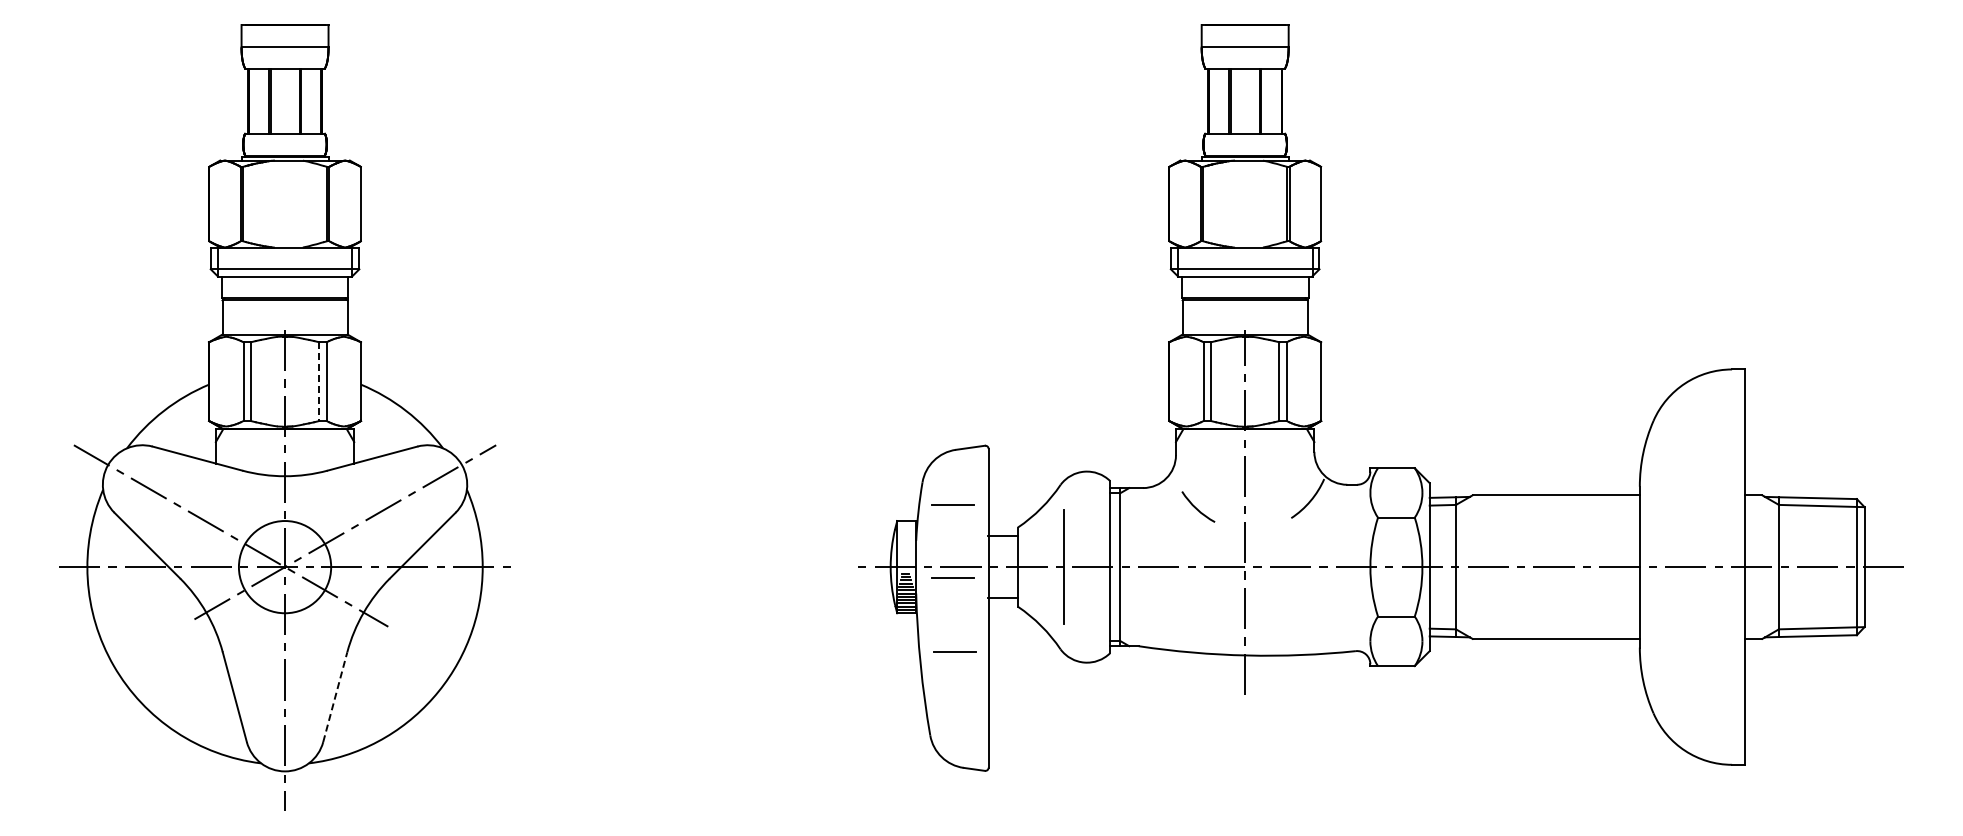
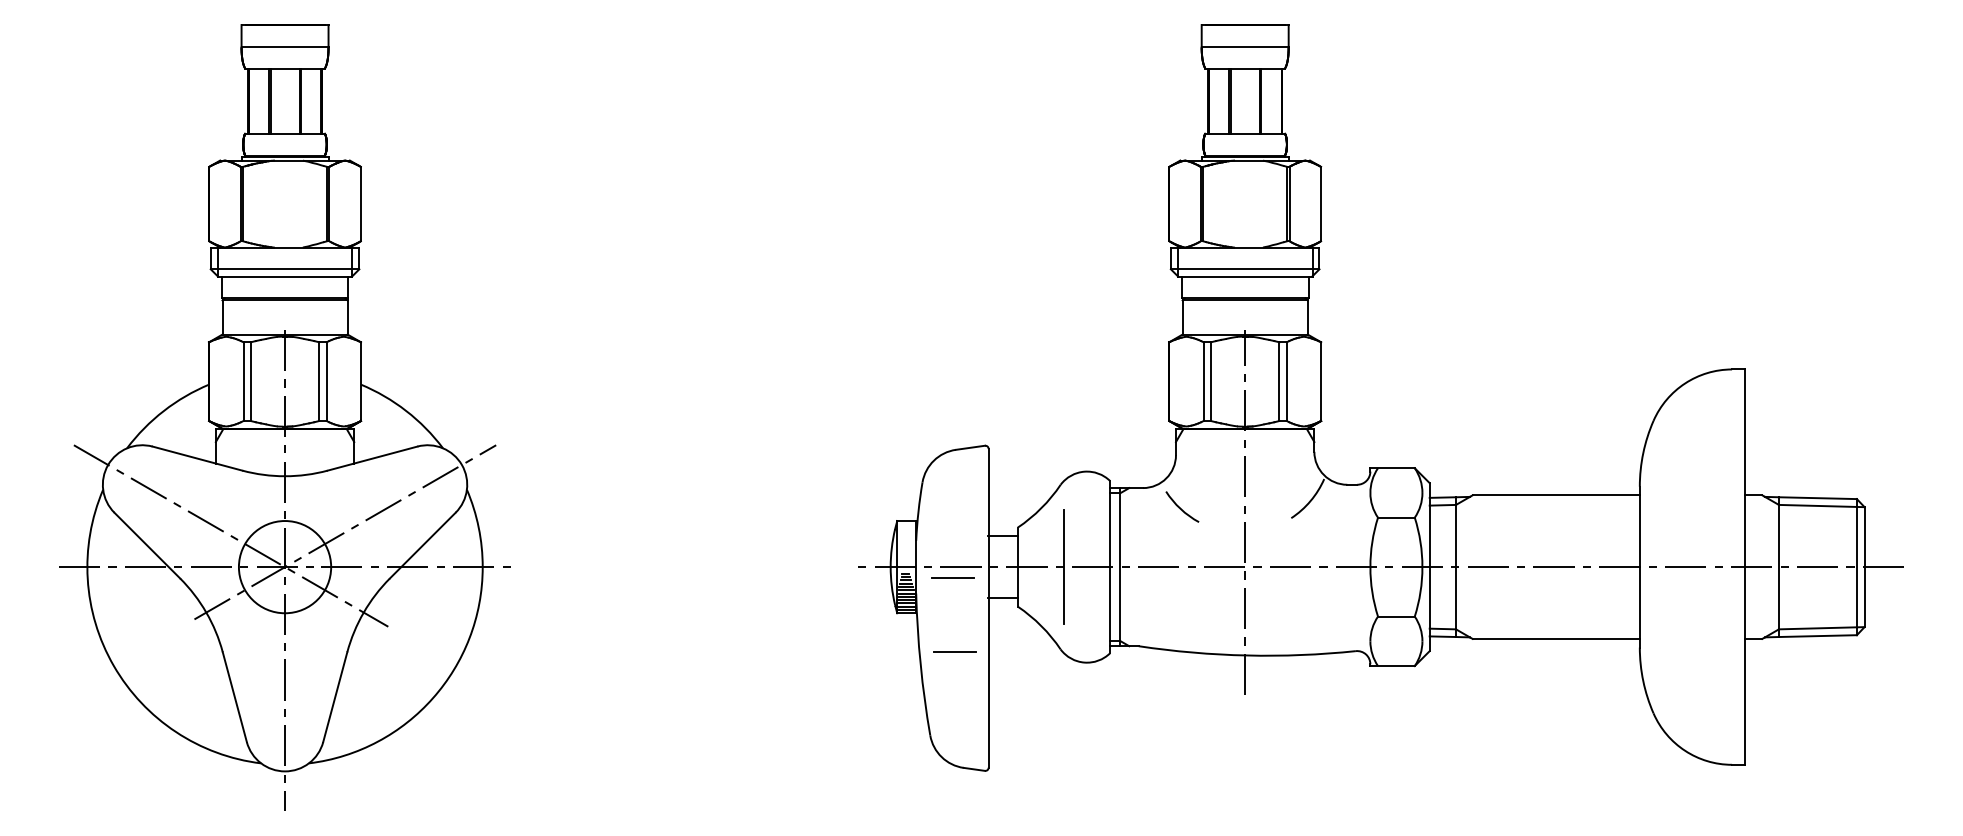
line: dashed -> solid (319, 382)
line: present -> none (952, 504)
arc position: (1196, 507) -> (1180, 507) (1180, 507)
line: dashed -> solid (335, 696)
